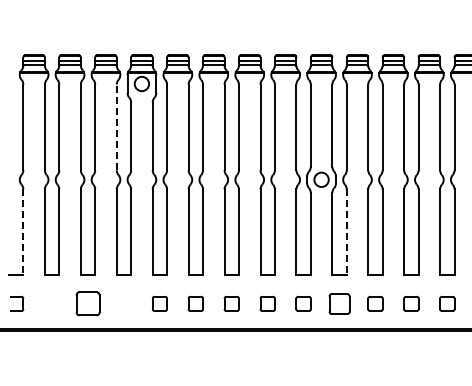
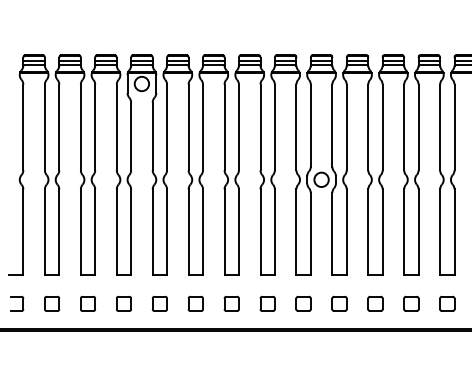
line: dashed -> solid (116, 127)
line: dashed -> solid (23, 232)
line: dashed -> solid (346, 232)
part: none -> present (52, 303)
part size: 26x26 px -> 16x16 px (87, 303)
part: none -> present (123, 303)
part size: 23x22 px -> 17x17 px (339, 303)
